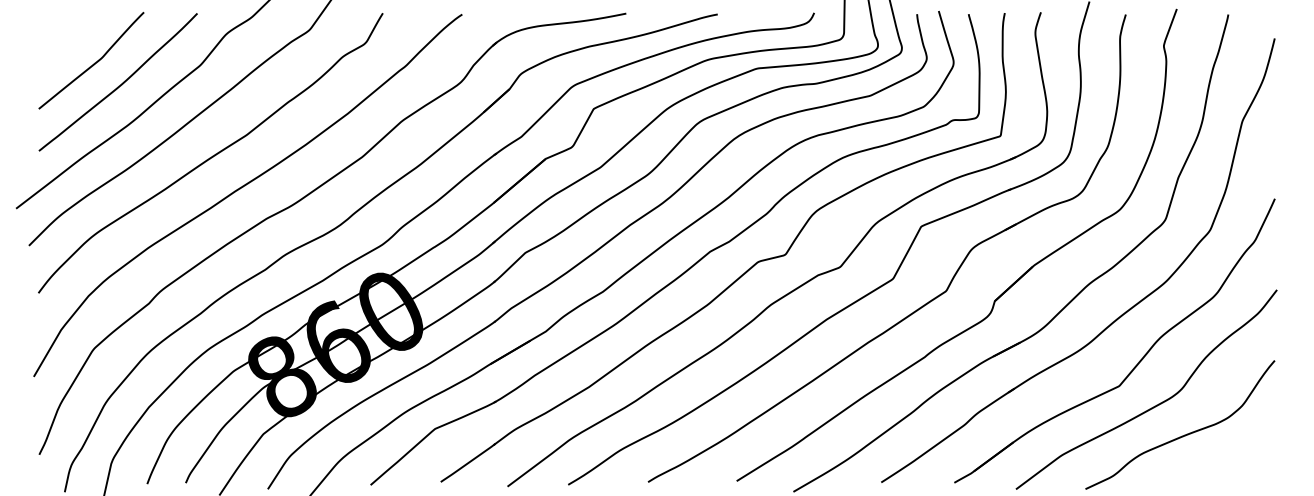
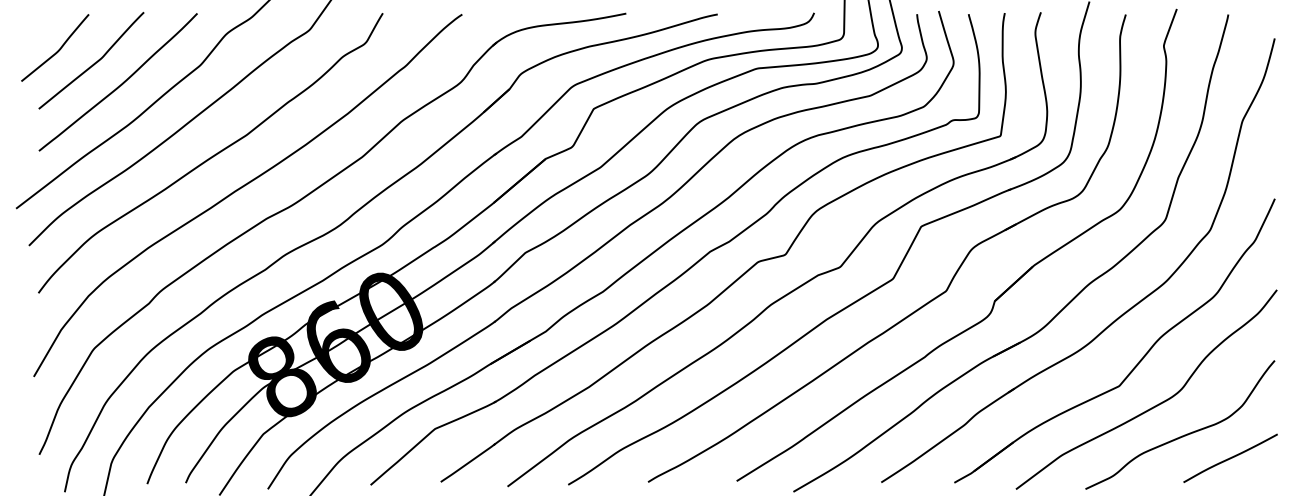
curve: none -> present (58, 49)
line: none -> present (1230, 457)
